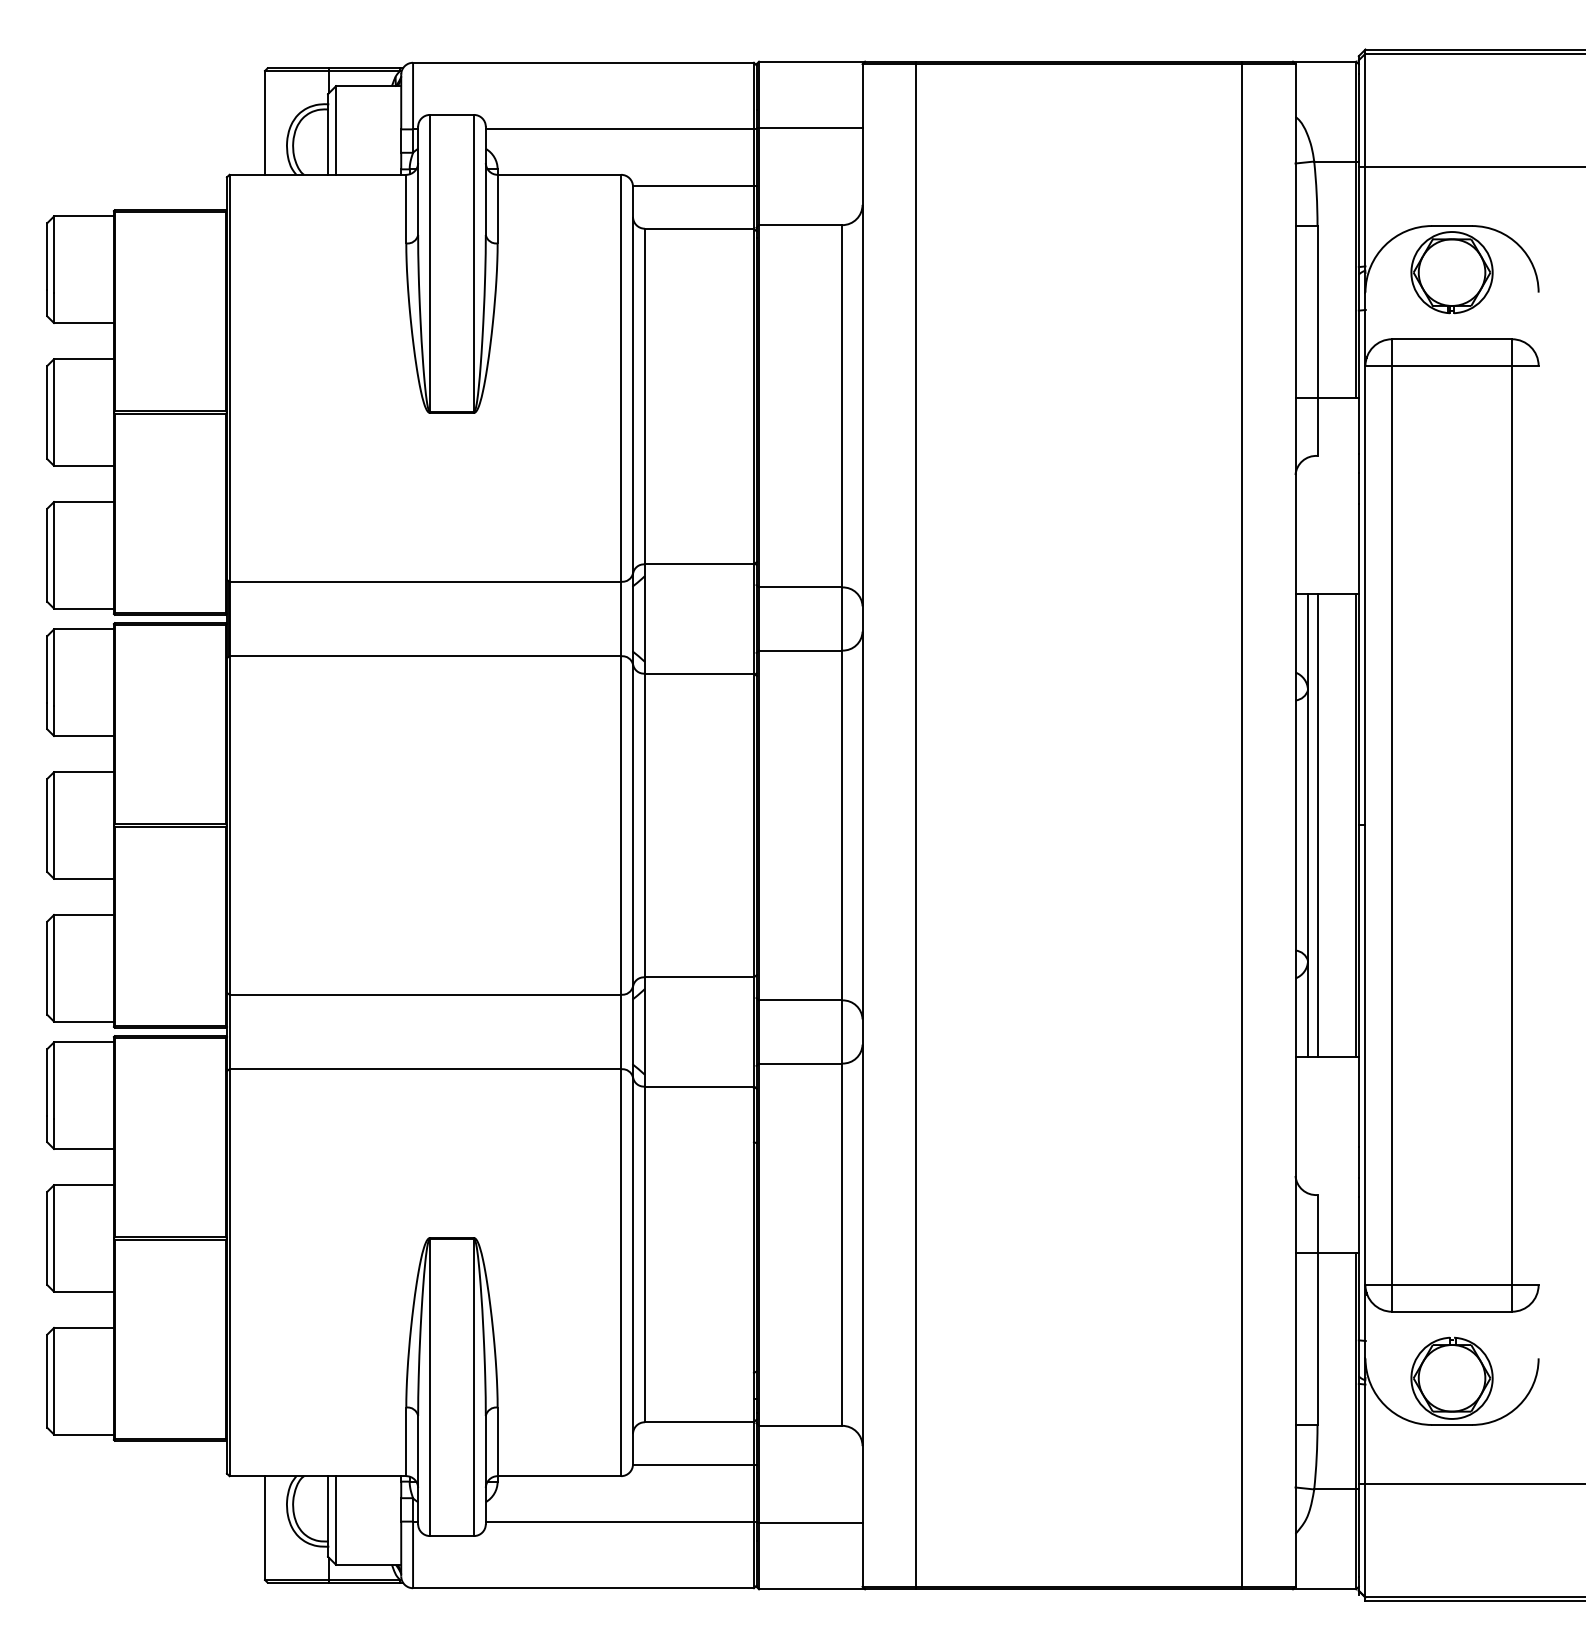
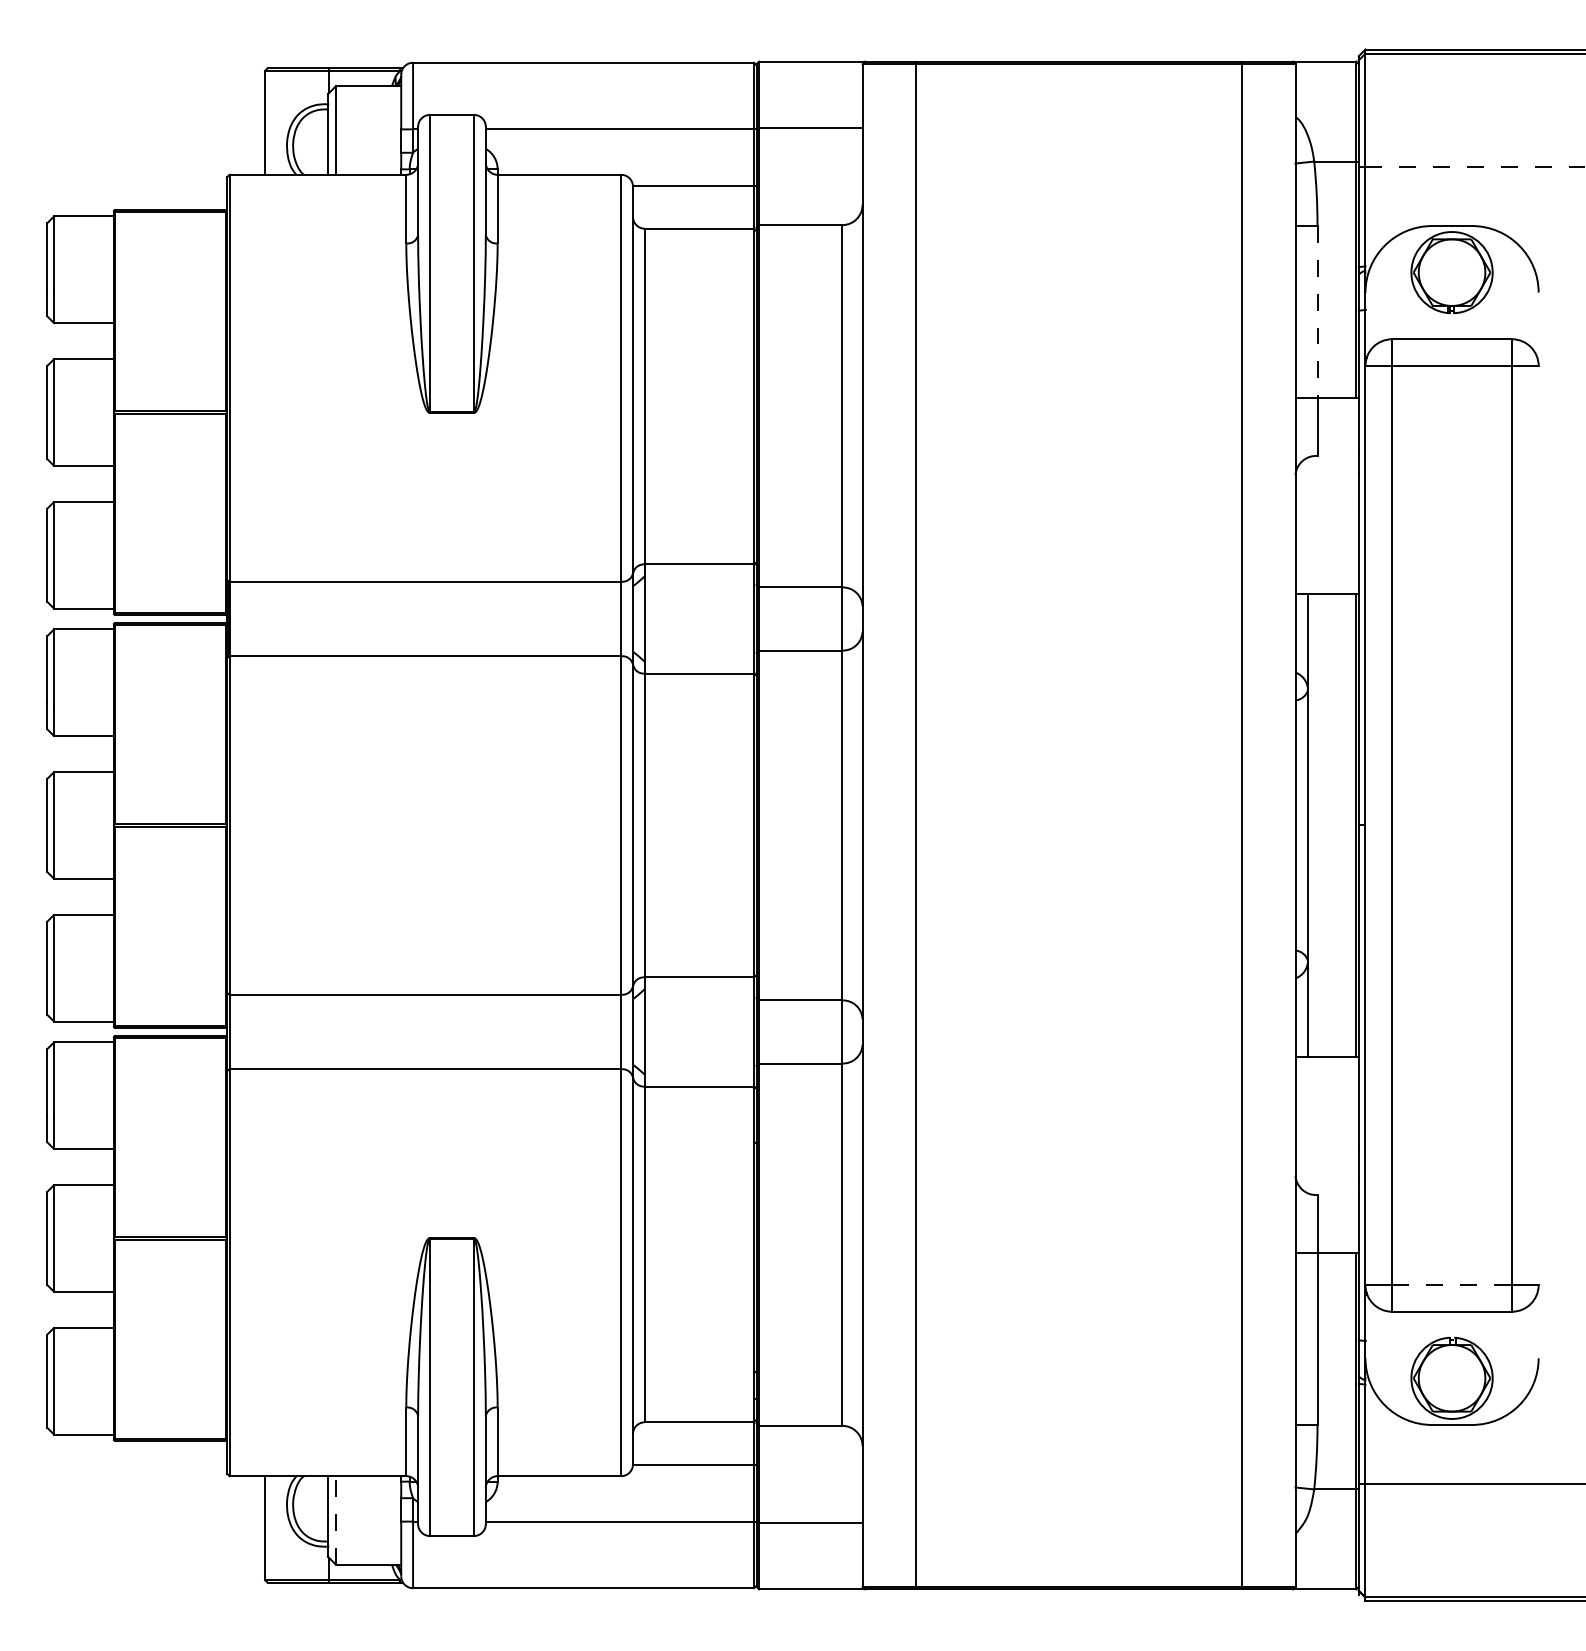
line: solid -> dashed (1475, 166)
line: solid -> dashed (1317, 312)
line: present -> none (1318, 825)
line: solid -> dashed (1452, 1285)
line: solid -> dashed (336, 1520)
